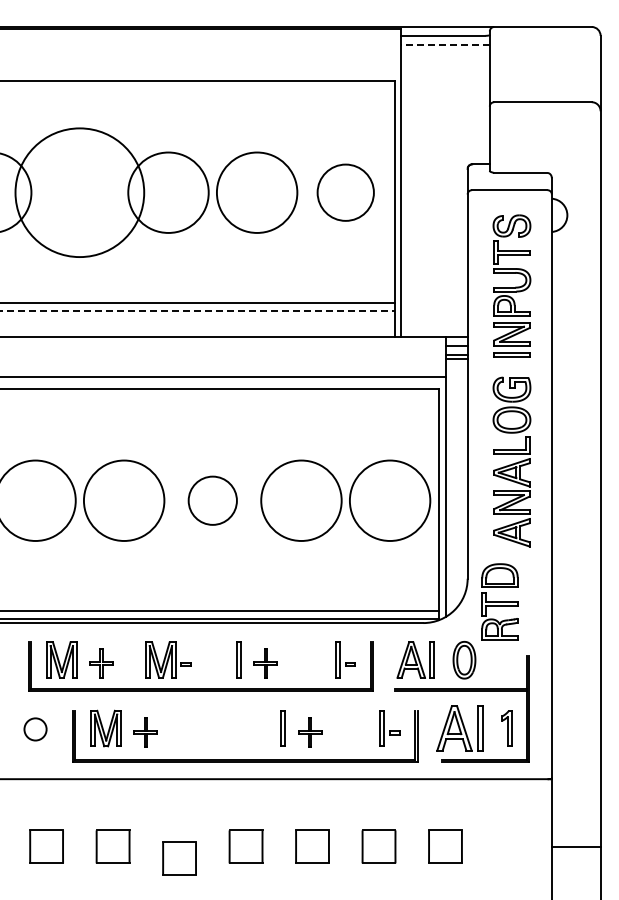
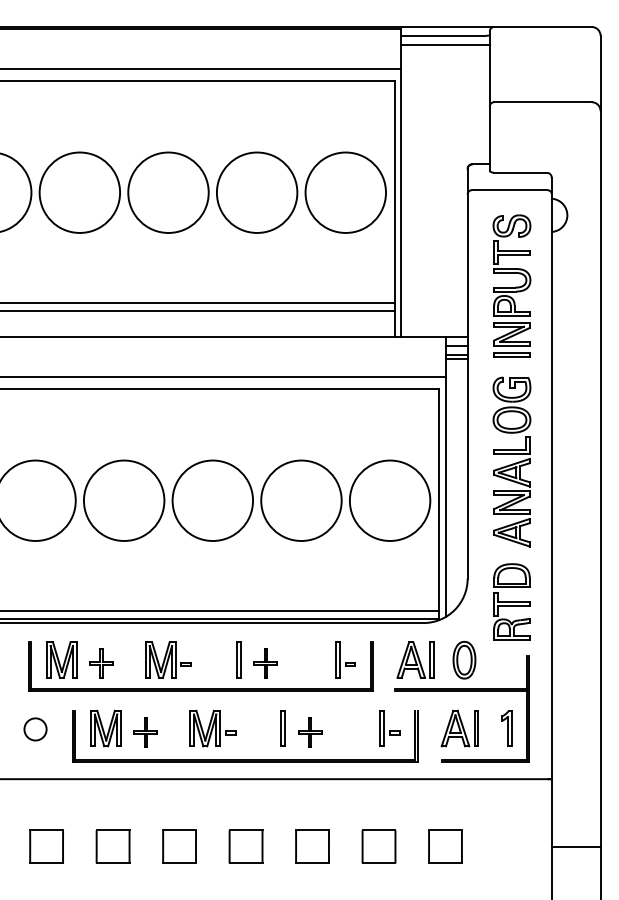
line: dashed -> solid (445, 44)
line: none -> present (201, 68)
circle diameter: 129 px -> 80 px (79, 192)
circle diameter: 56 px -> 80 px (345, 192)
line: dashed -> solid (197, 311)
circle diameter: 48 px -> 80 px (212, 500)
part position: (499, 601) -> (511, 601) (511, 601)
part: none -> present (212, 728)
part size: 48x47 px -> 39x39 px (459, 728)
part position: (179, 858) -> (179, 846) (179, 846)
